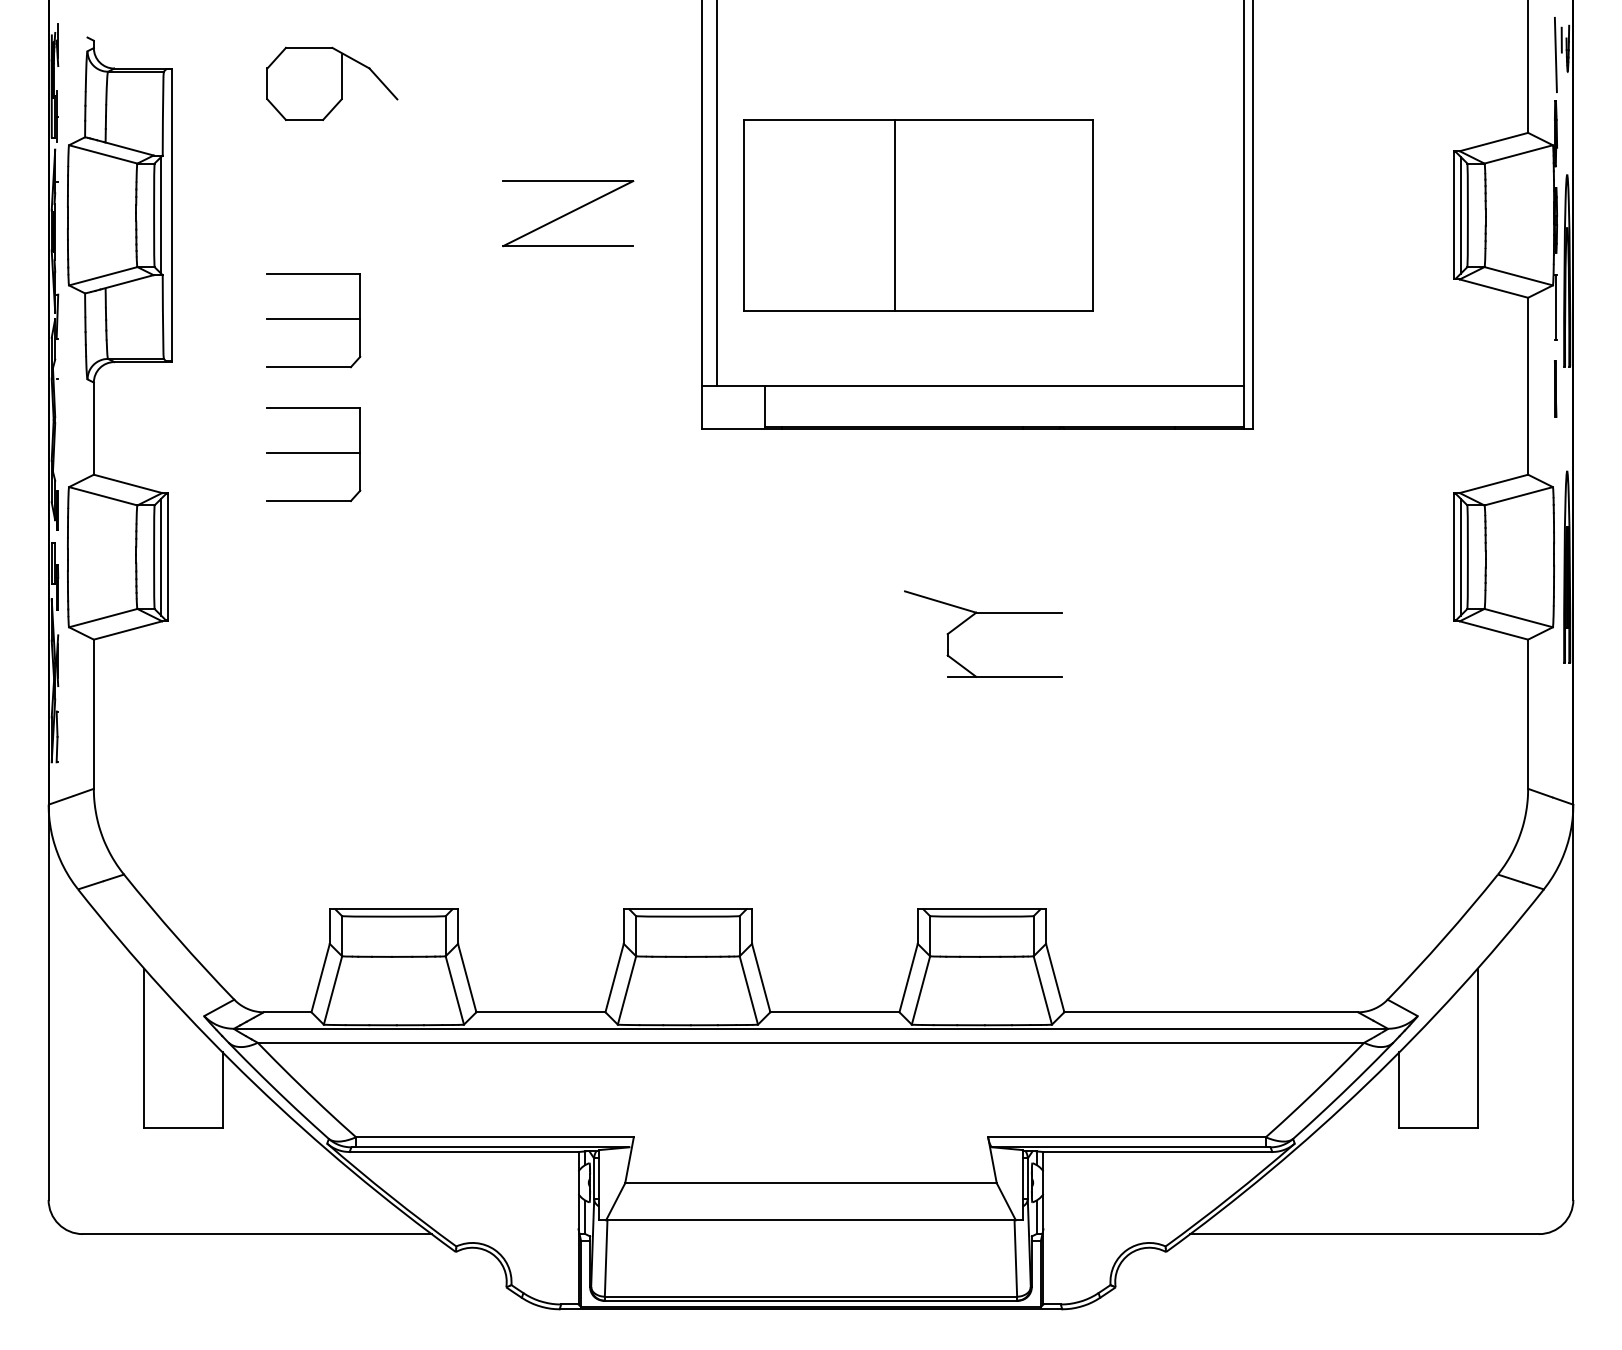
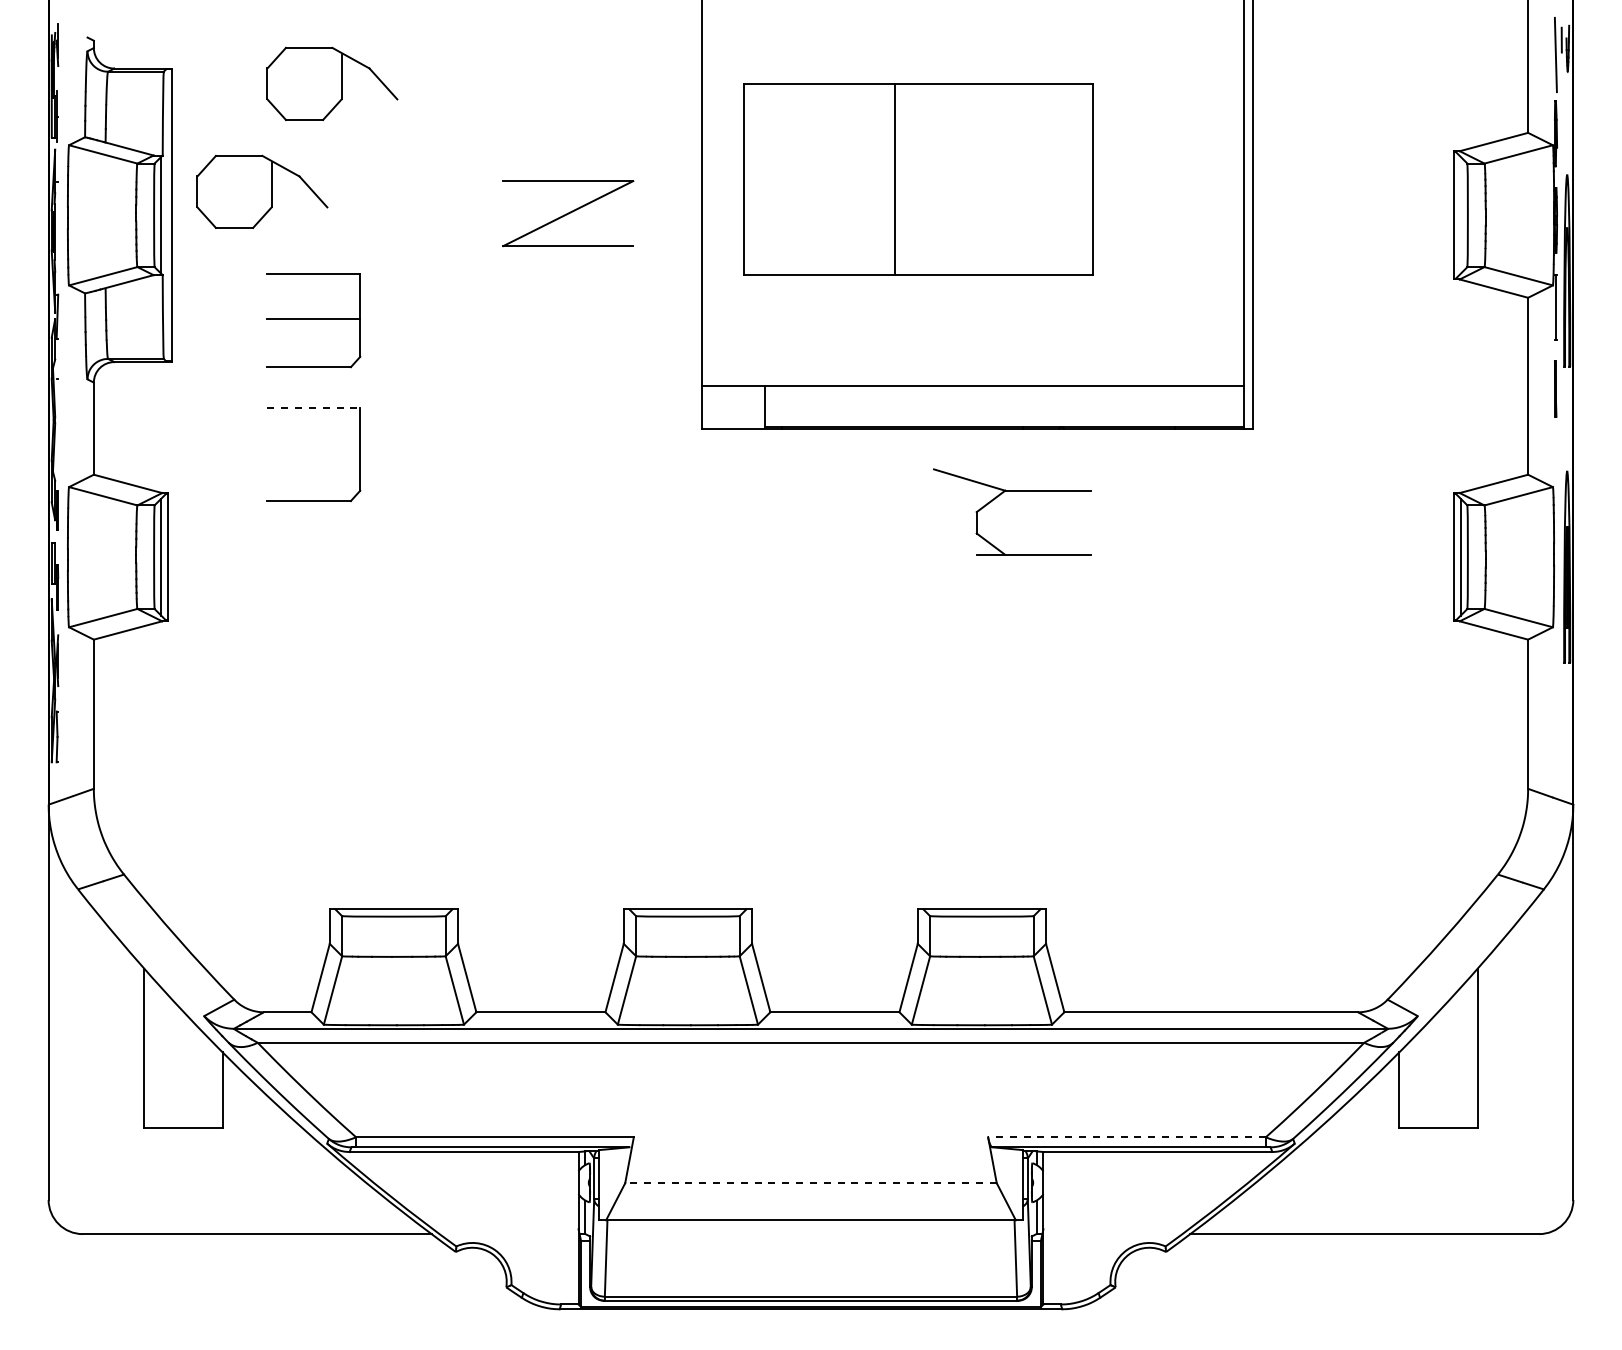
part: none -> present (262, 191)
line: present -> none (717, 194)
line: present -> none (1460, 214)
part position: (918, 215) -> (918, 179) (918, 179)
line: solid -> dashed (314, 408)
line: present -> none (313, 453)
part position: (970, 618) -> (999, 496) (999, 496)
line: solid -> dashed (1127, 1137)
line: solid -> dashed (811, 1183)
